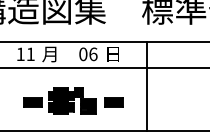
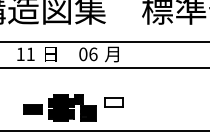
text: 月 -> 日 (49, 54)
text: 日 -> 月 (111, 54)
line: present -> none (147, 85)
part position: (59, 100) -> (59, 107) (59, 107)
fill: present -> none (113, 102)
